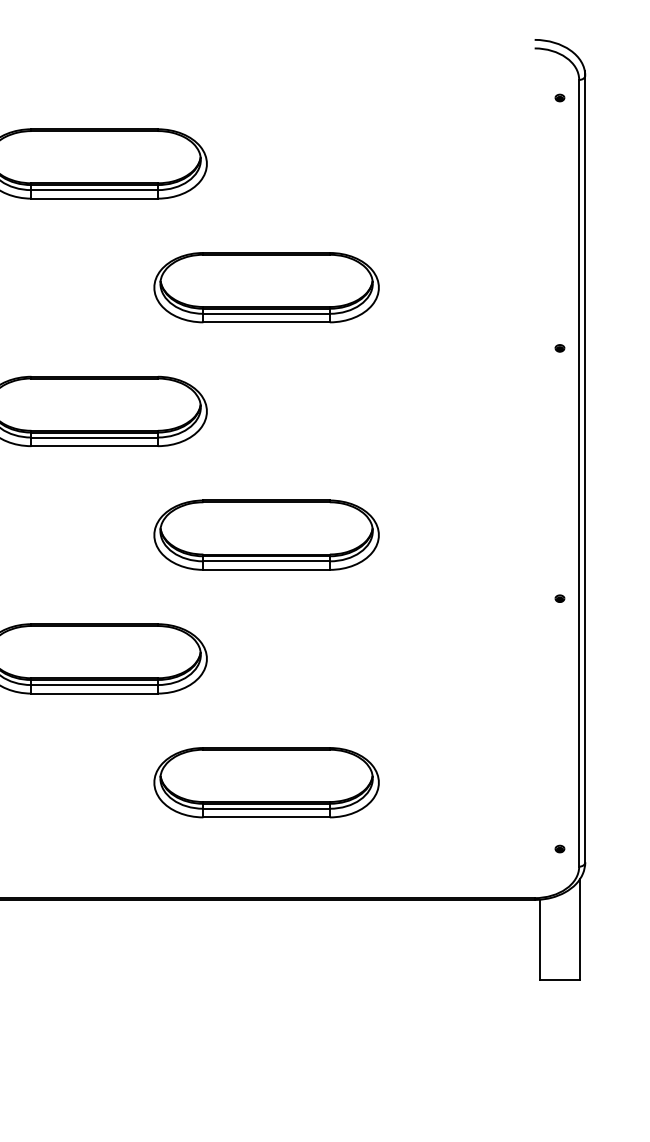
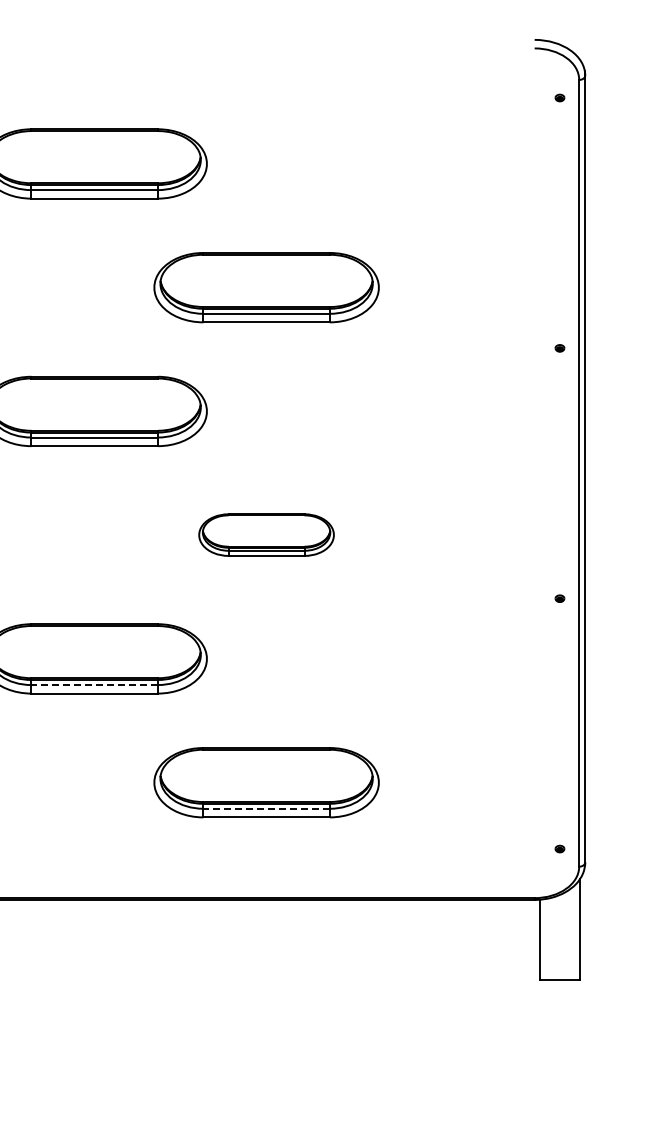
part size: 227x72 px -> 137x44 px (266, 534)
line: solid -> dashed (94, 685)
line: solid -> dashed (266, 808)
